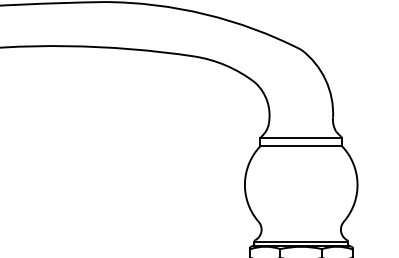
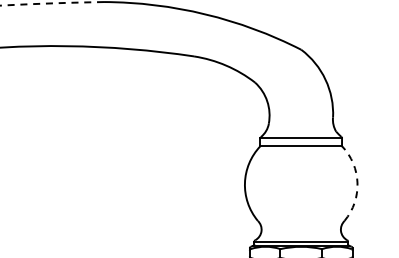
arc: solid -> dashed (52, 3)
arc: solid -> dashed (357, 183)
